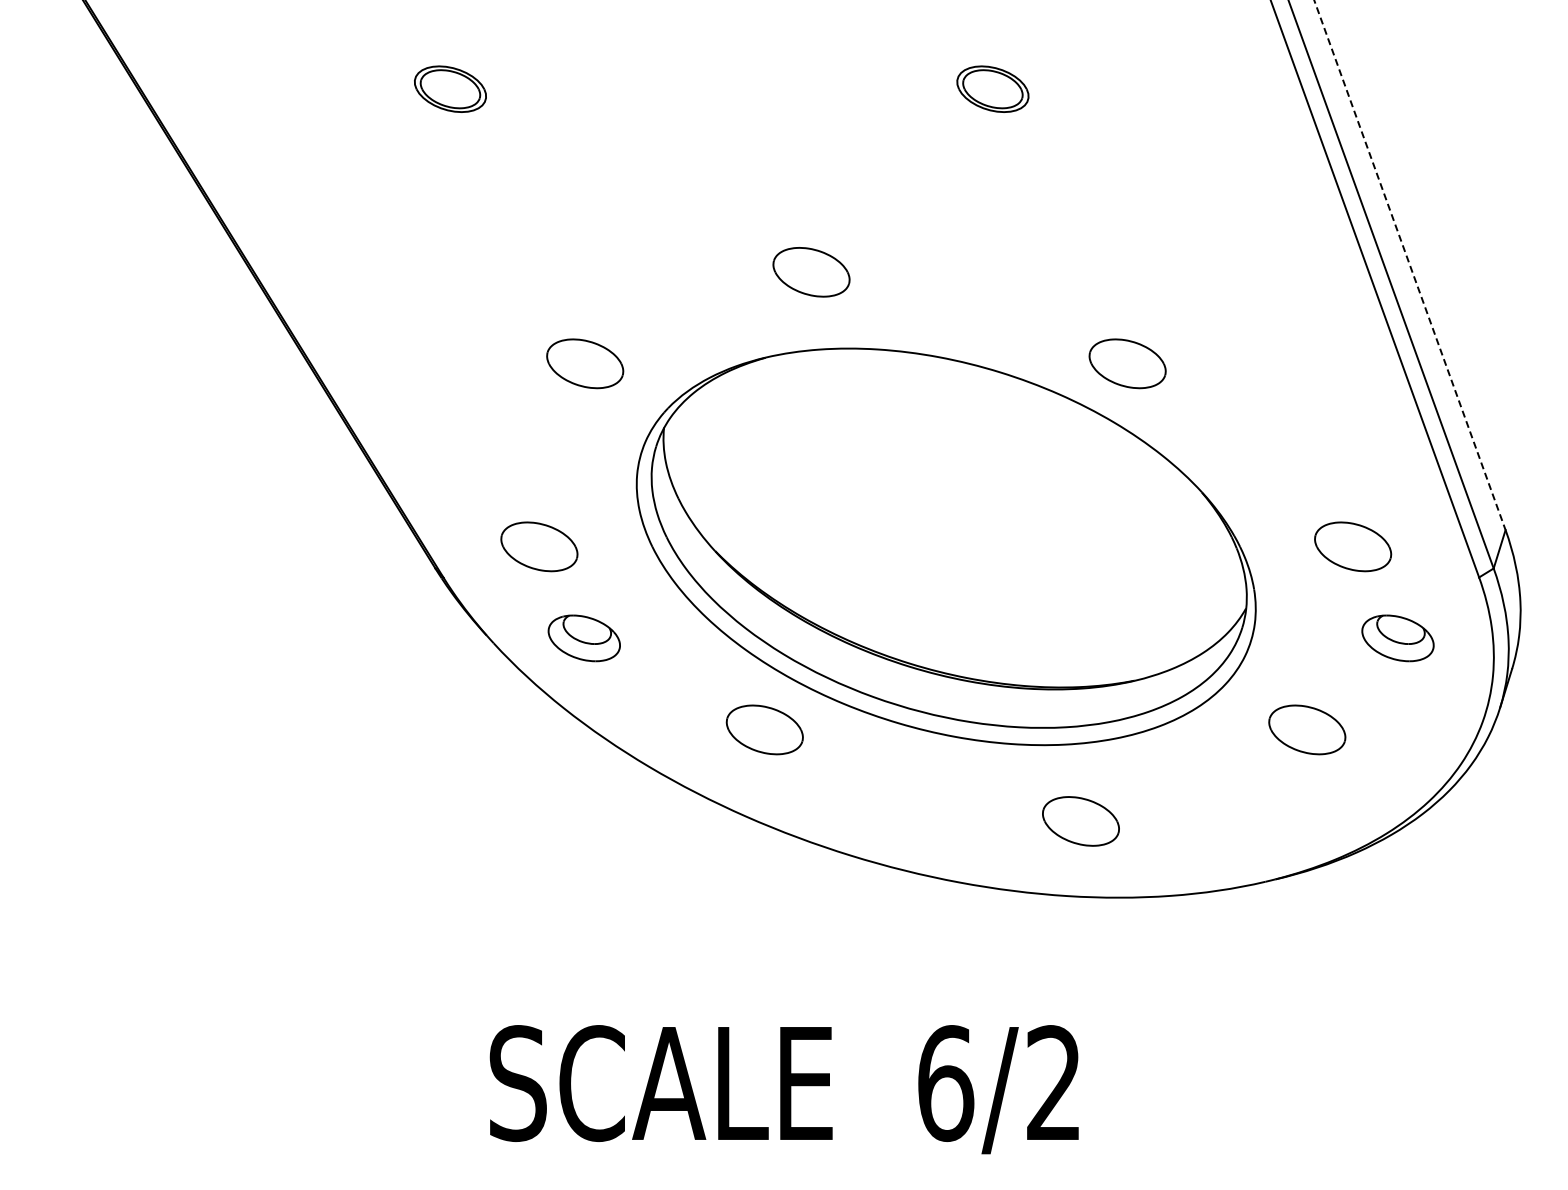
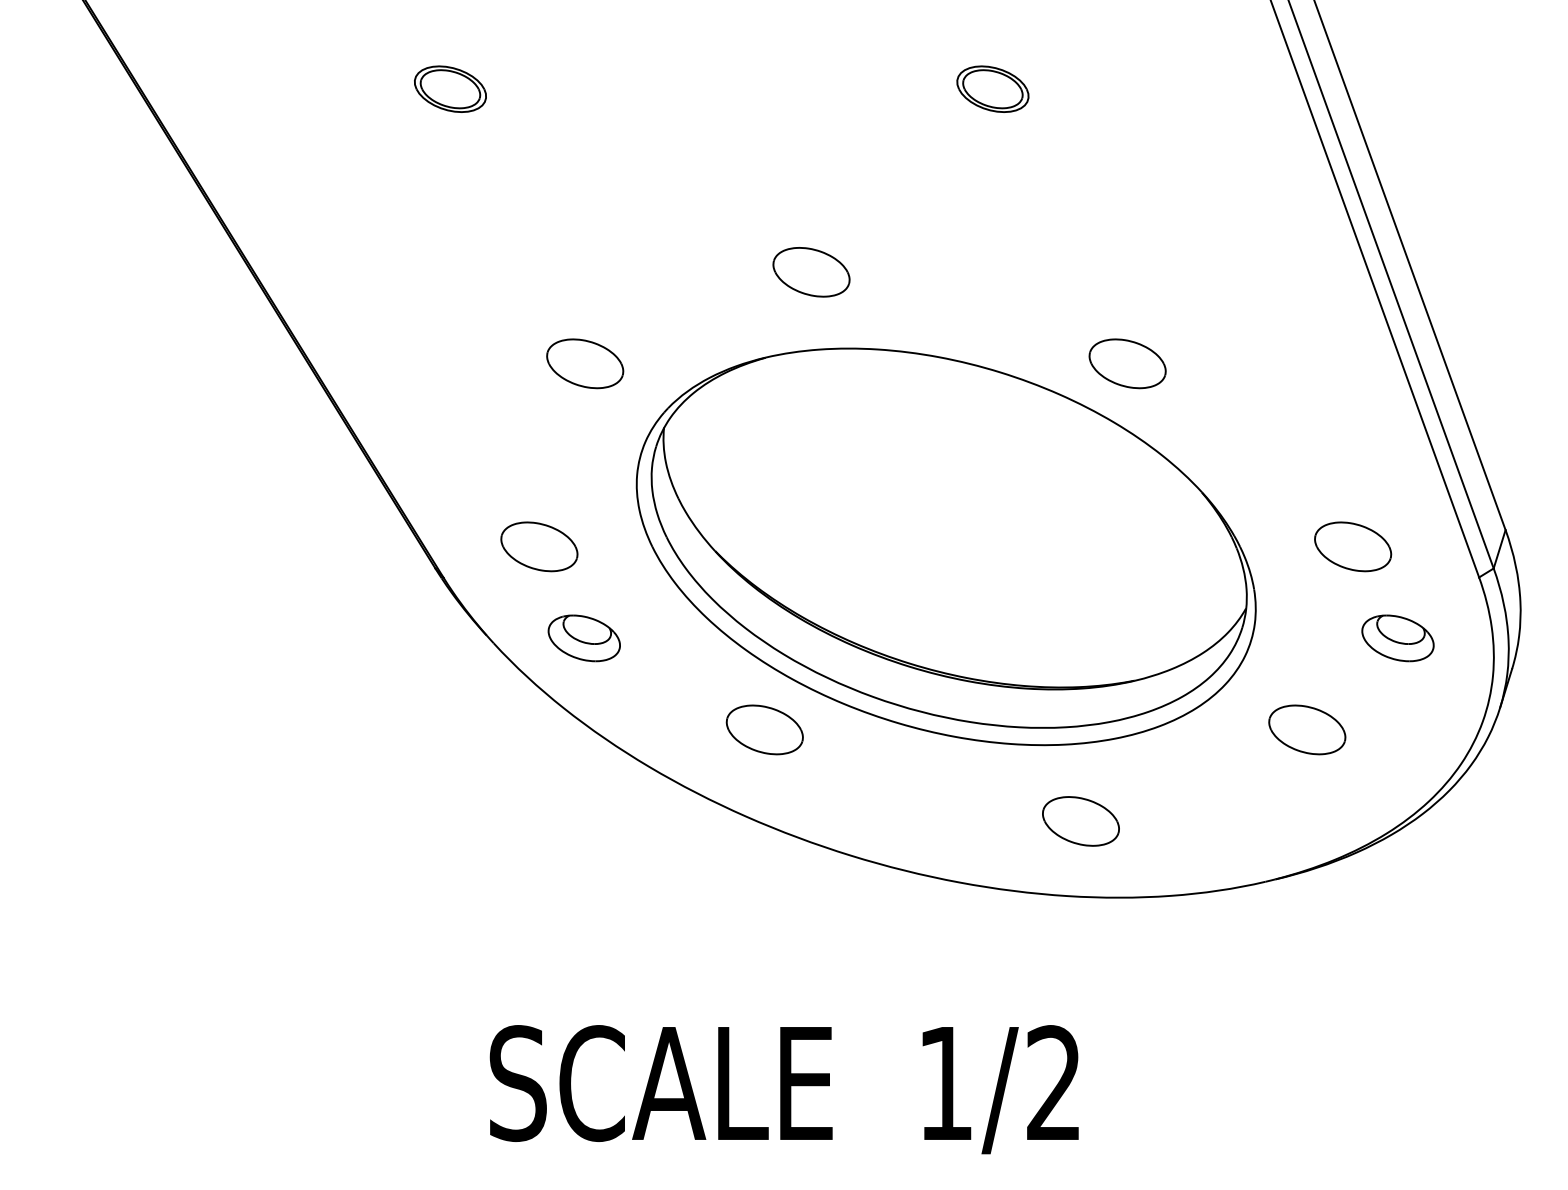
line: dashed -> solid (1410, 265)
text: 6/2 -> 1/2 (946, 1083)
